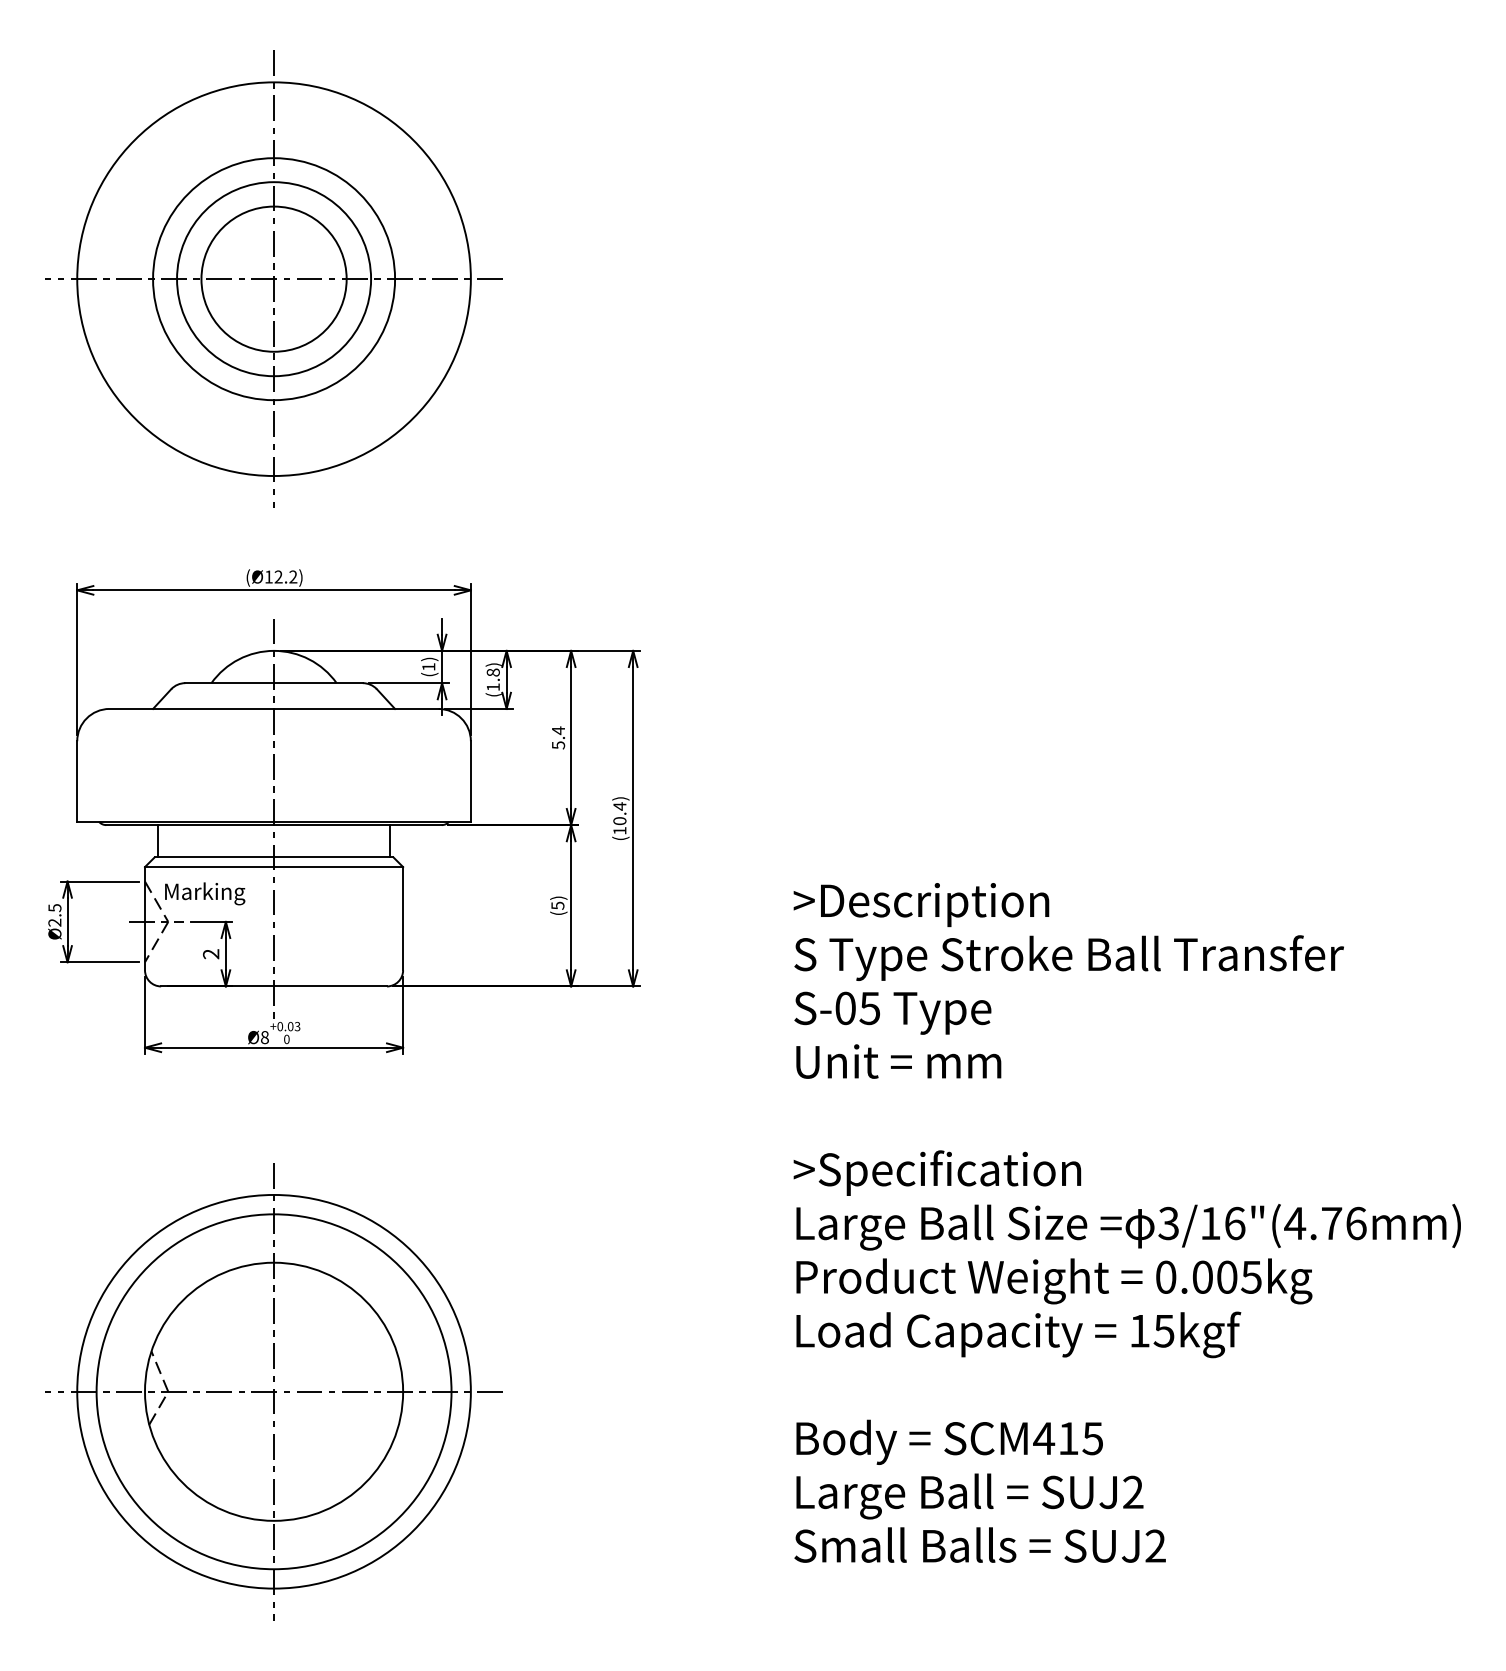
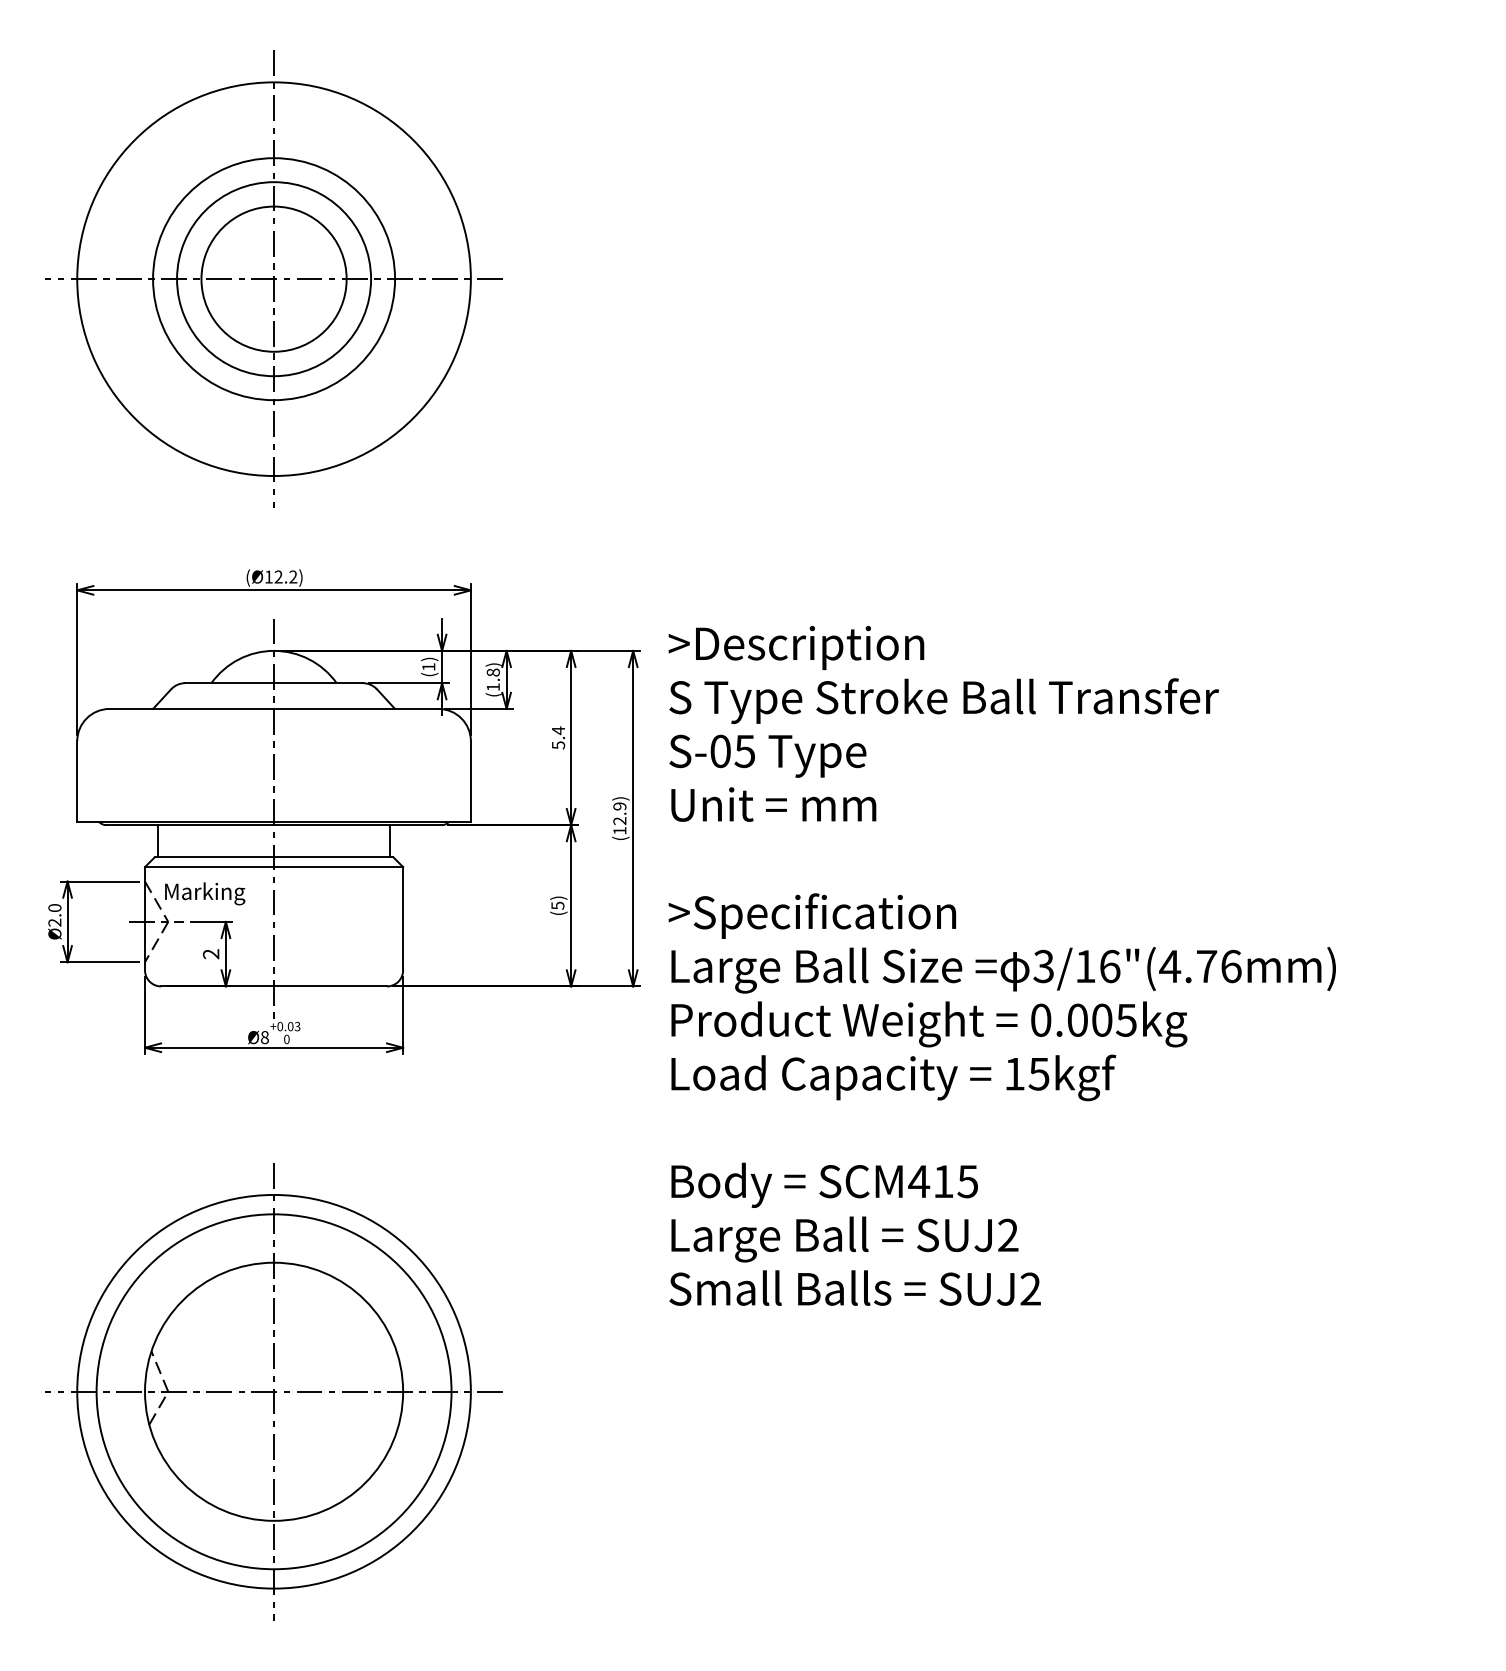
text: (10.4) -> (12.9) (619, 813)
text: Ø2.5 -> Ø2.0 (54, 908)
text position: (1126, 1222) -> (1001, 965) (1001, 965)
